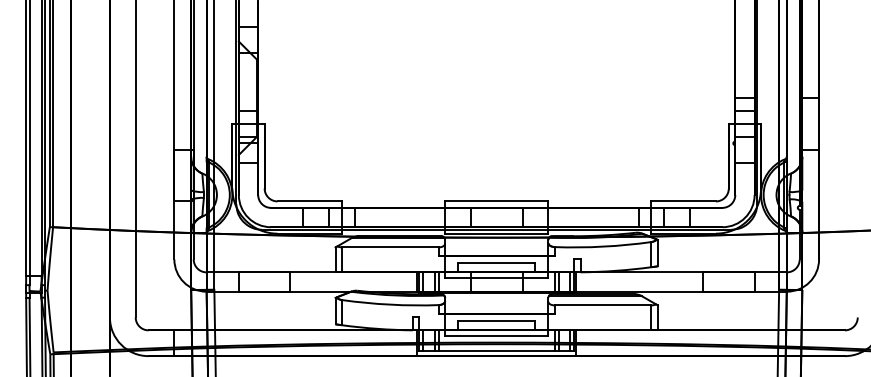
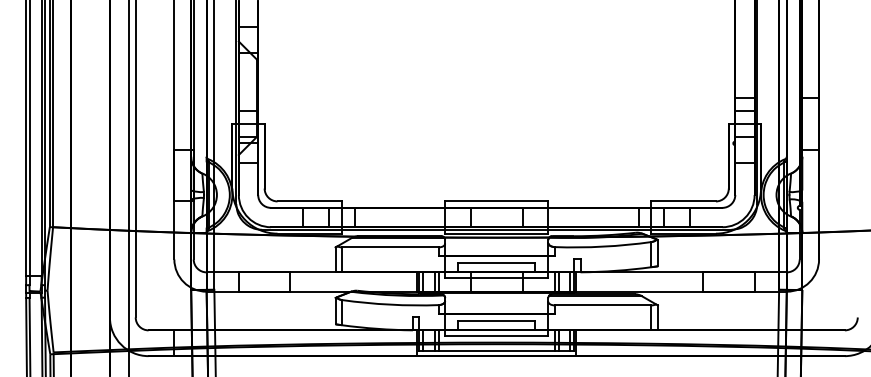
line: none -> present (129, 187)
